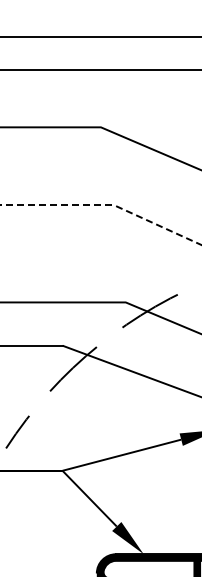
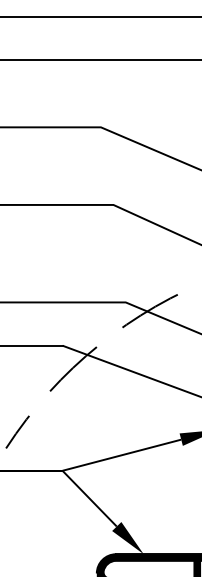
line position: (100, 37) -> (100, 17) (100, 17)
line position: (100, 69) -> (100, 59) (100, 59)
line: dashed -> solid (105, 204)
